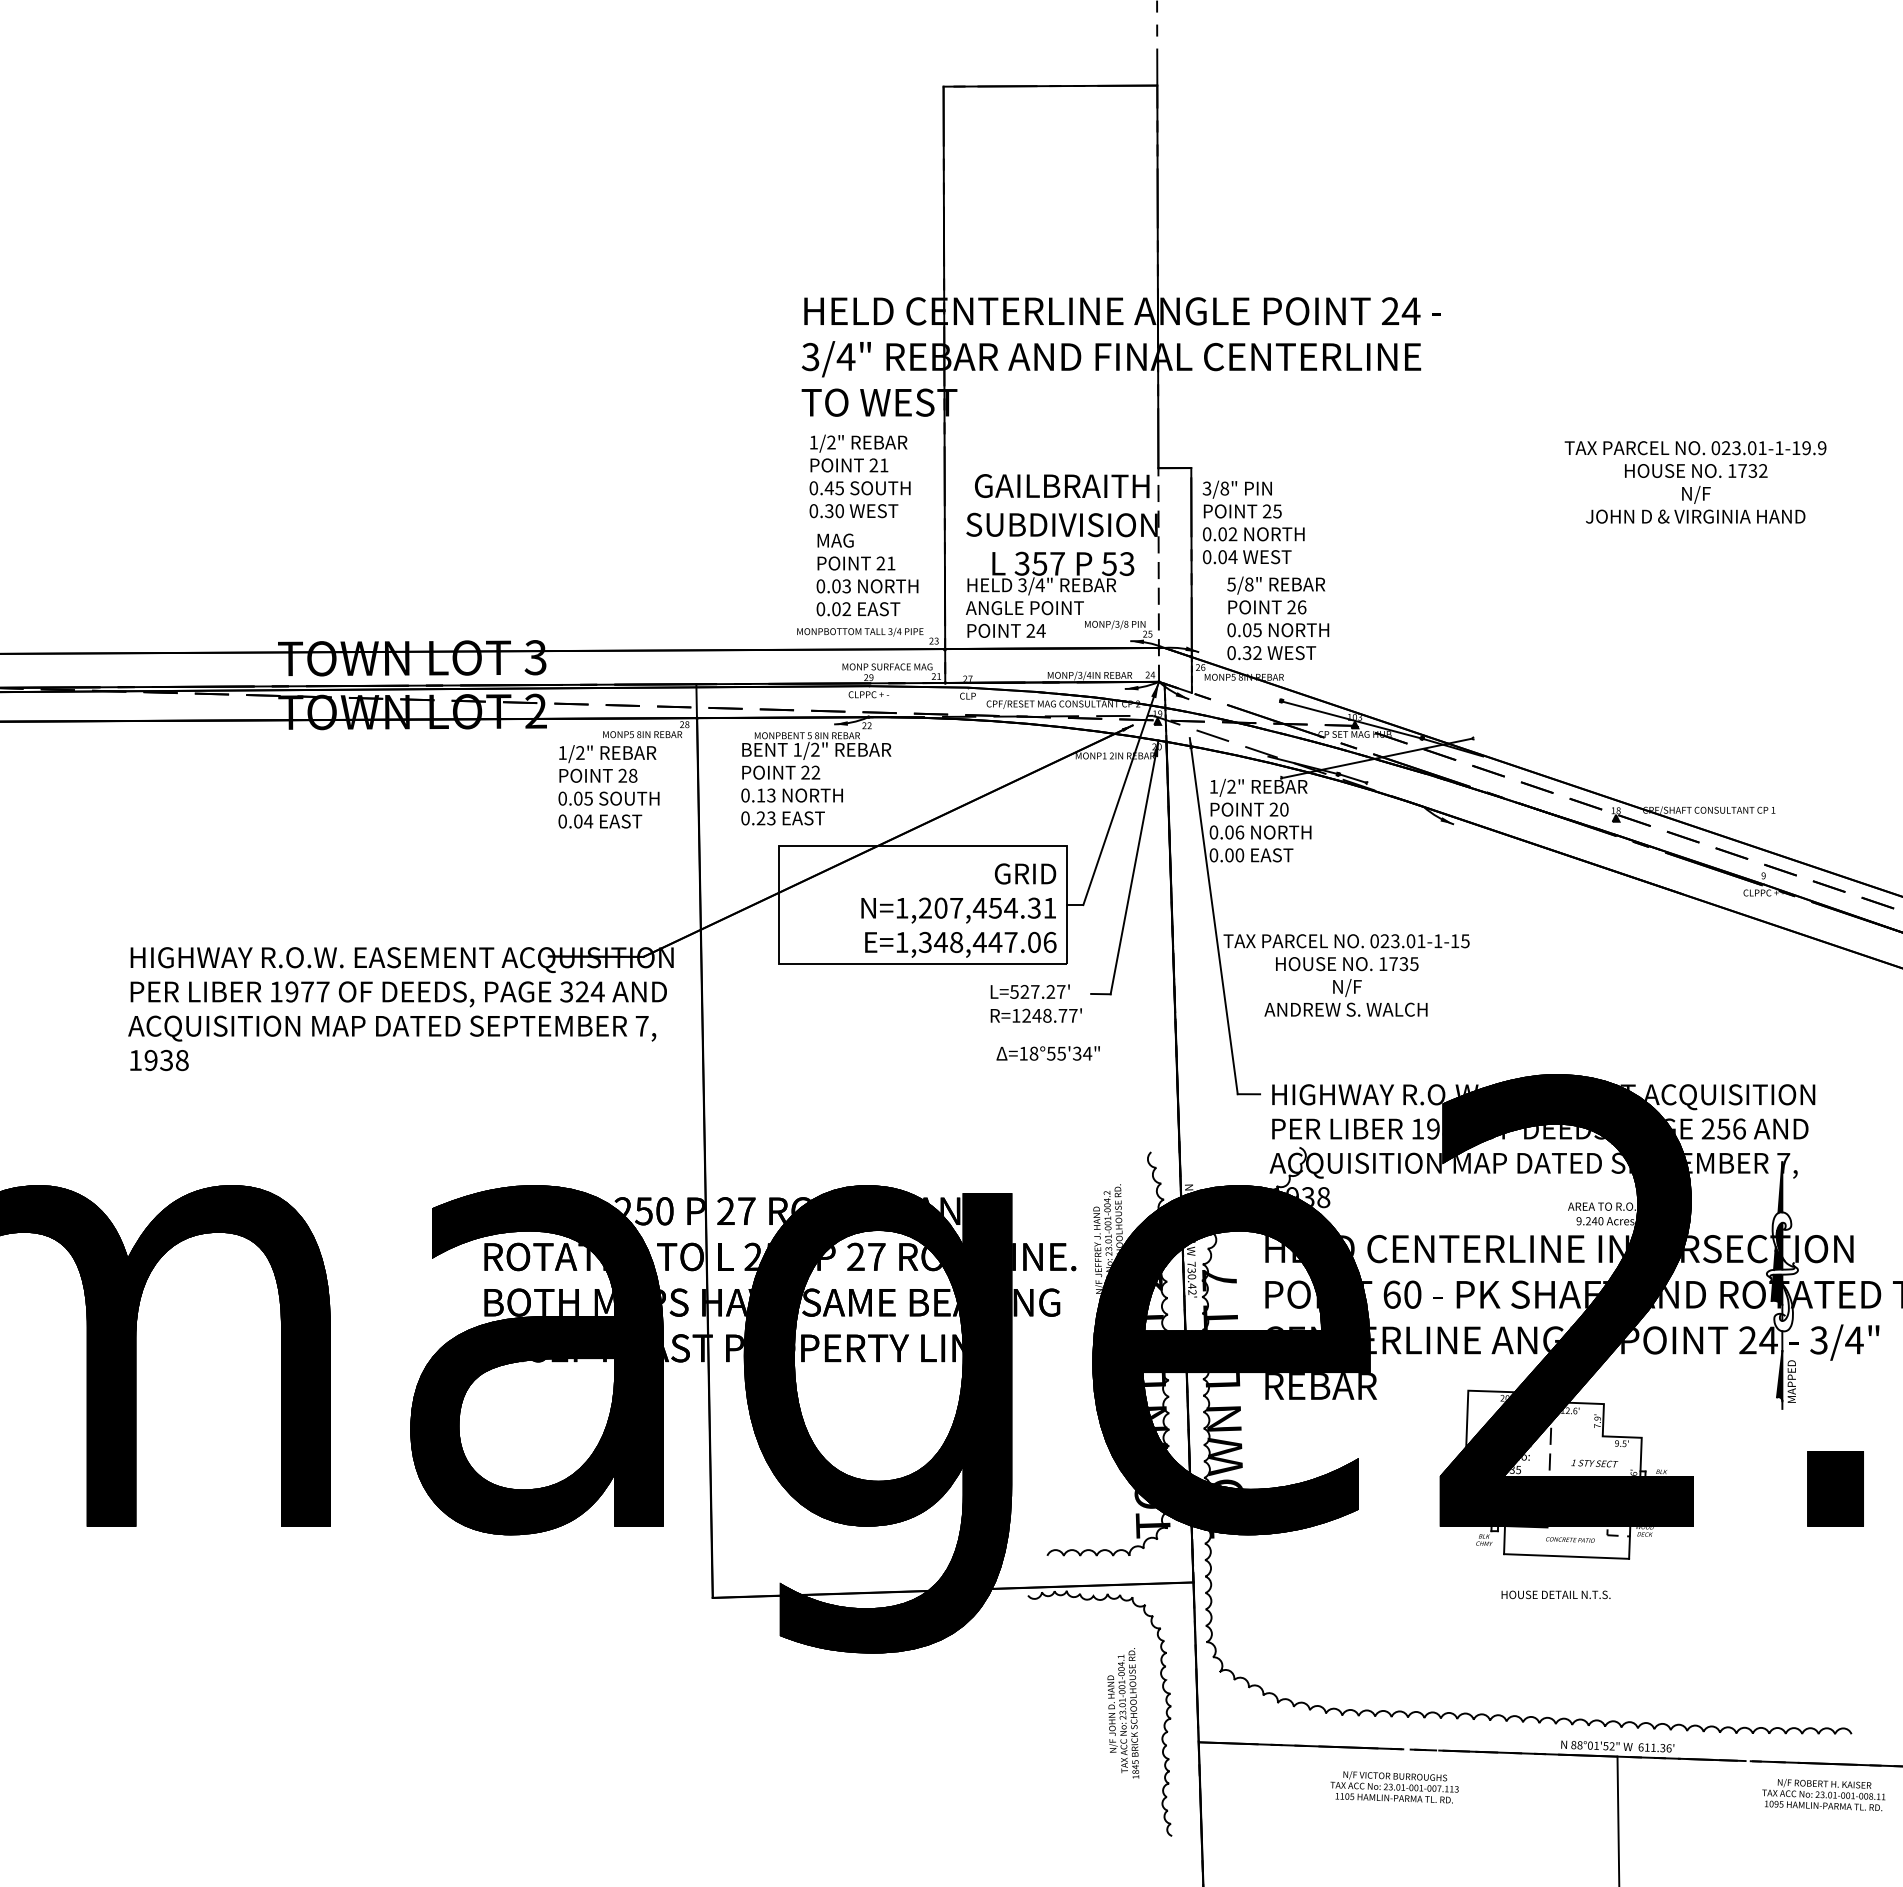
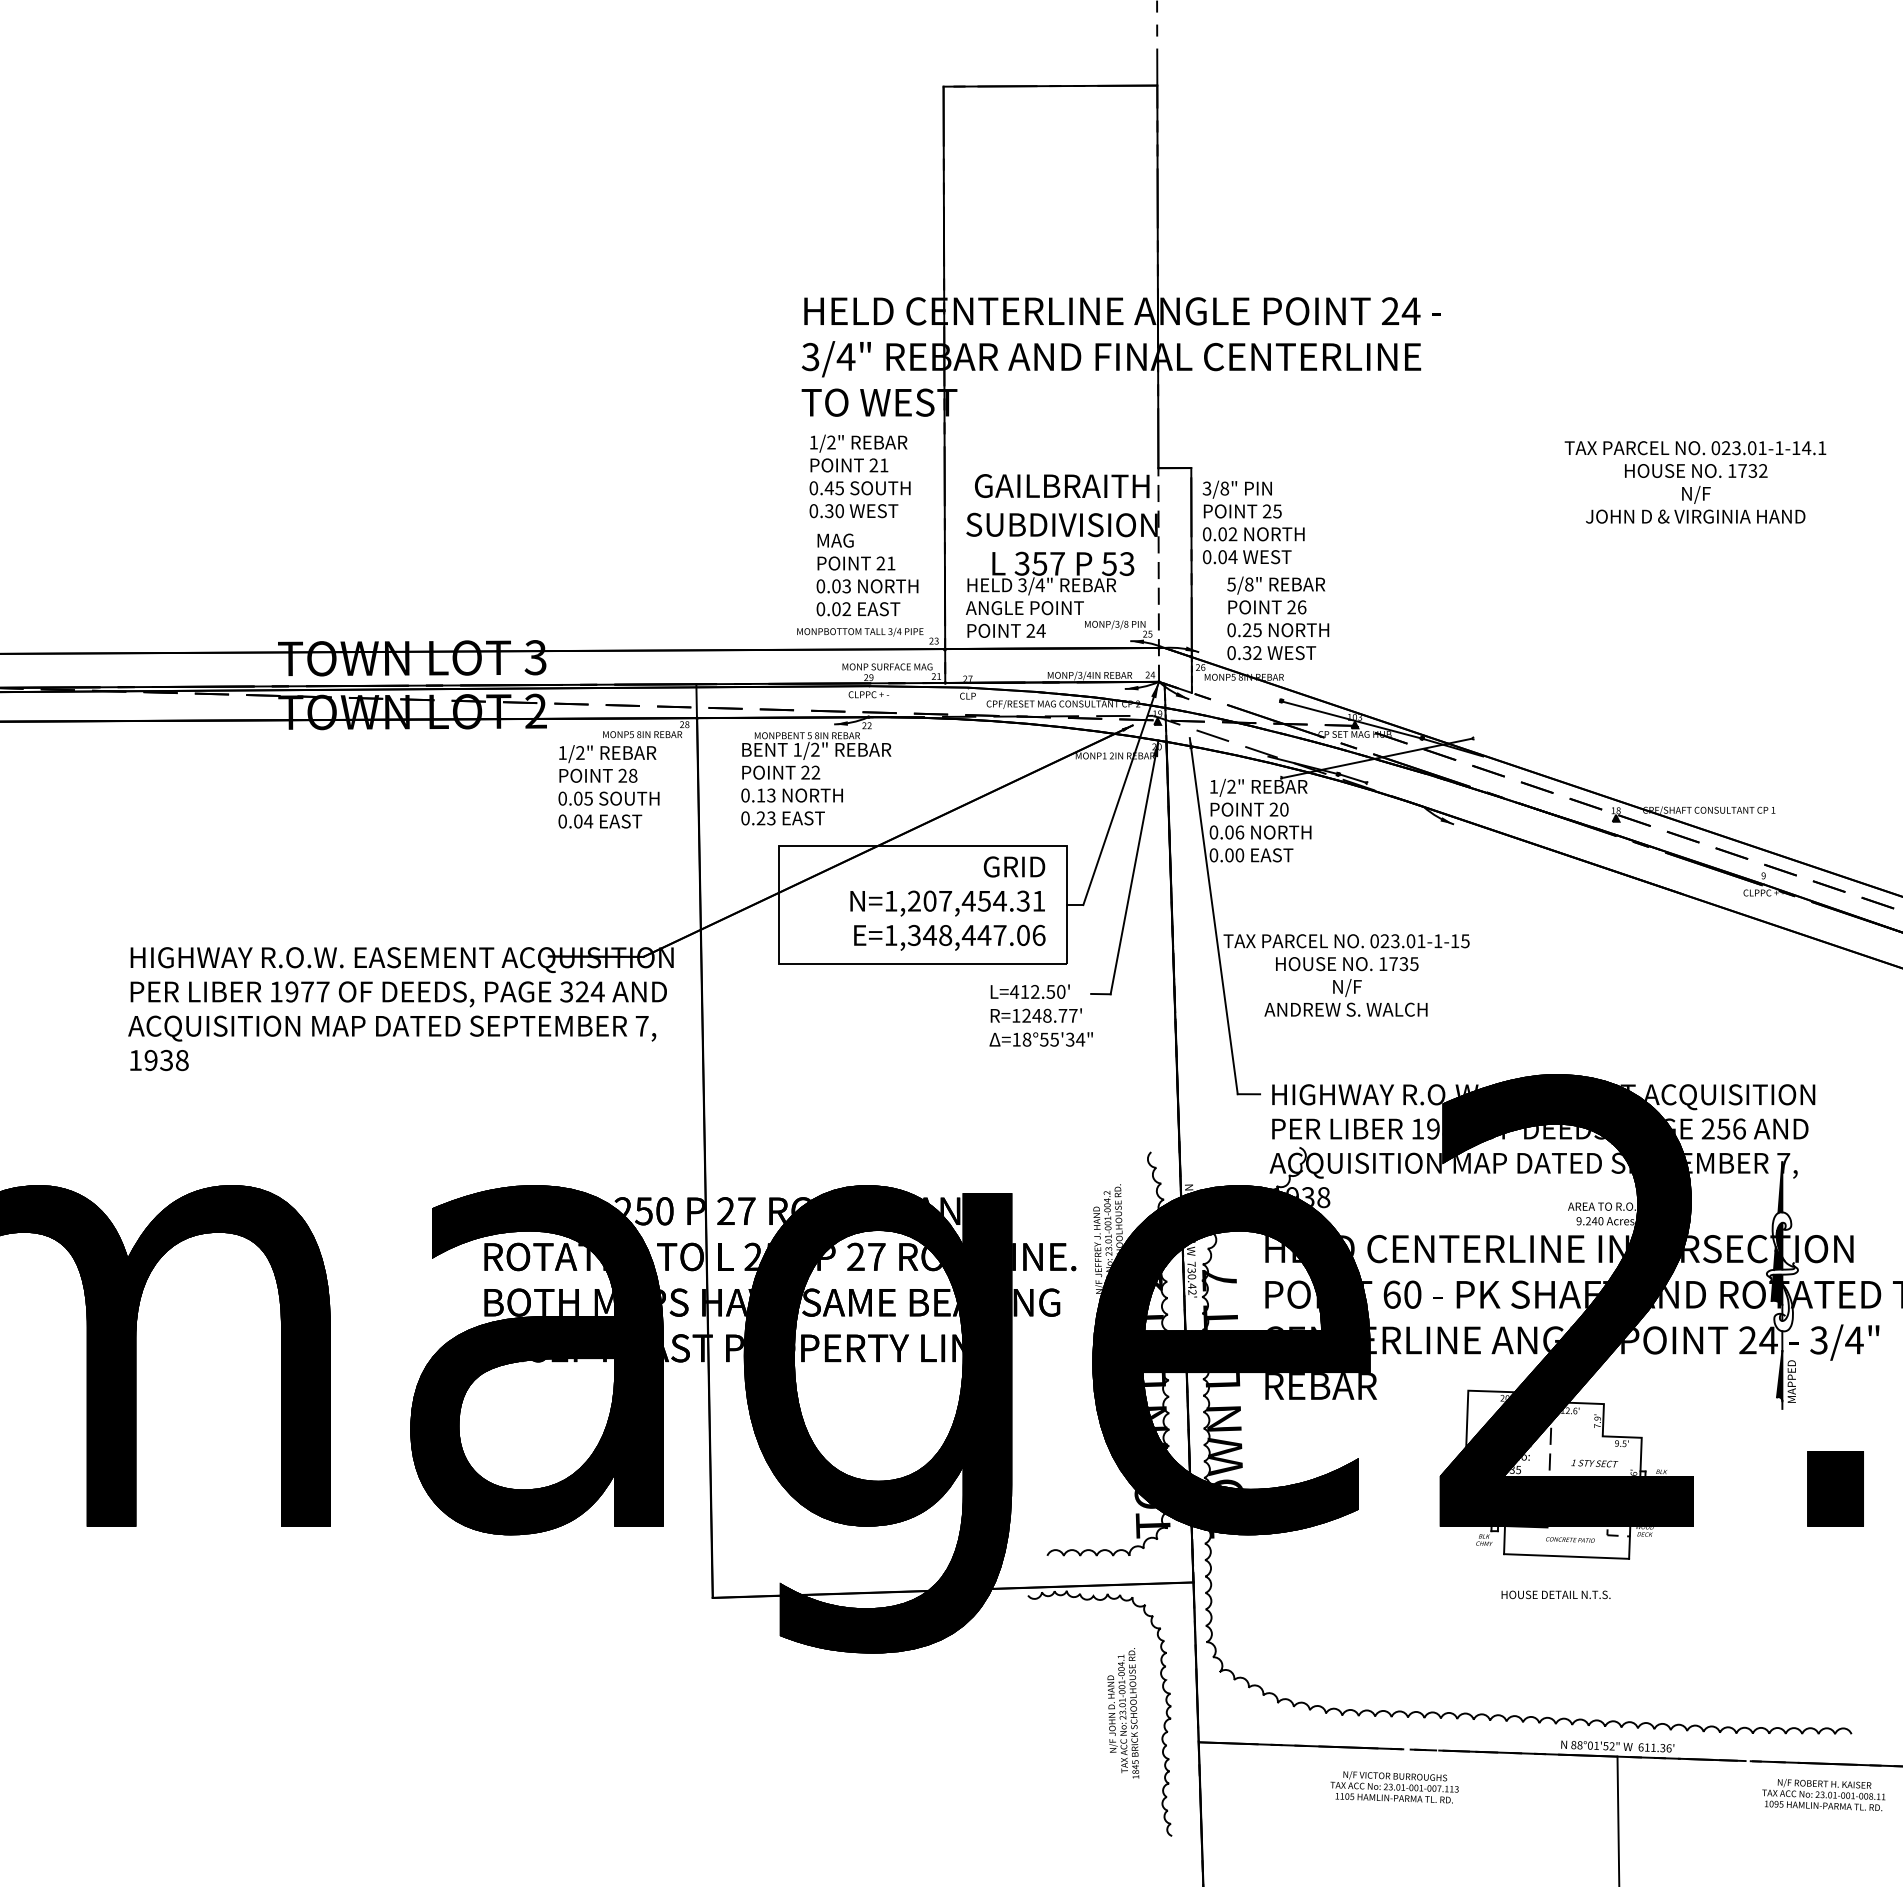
text: 023.01-1-19.9 -> 023.01-1-14.1 (1813, 448)
text: 0.05 -> 0.25 (1246, 630)
text position: (958, 910) -> (947, 903) (947, 903)
text: L=527.27' -> L=412.50' (1037, 991)
text position: (1047, 1053) -> (1040, 1039) (1040, 1039)
